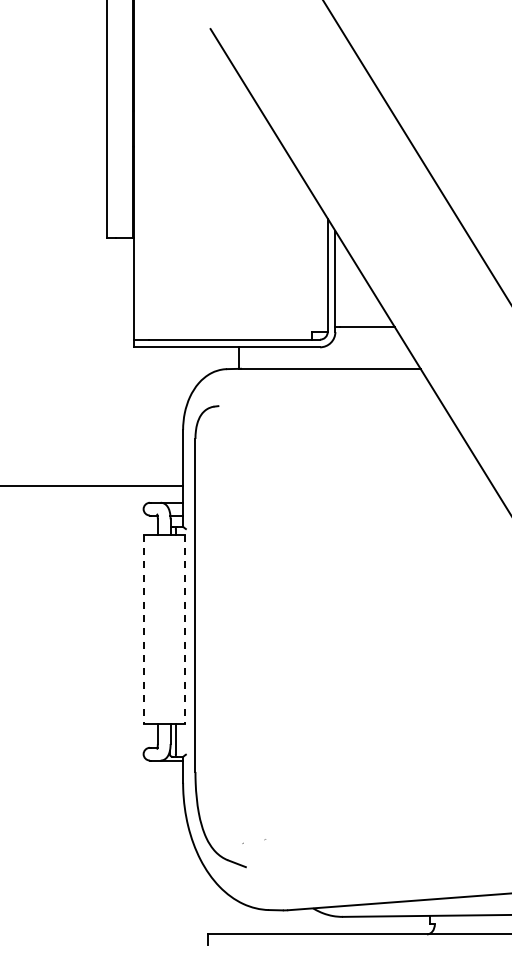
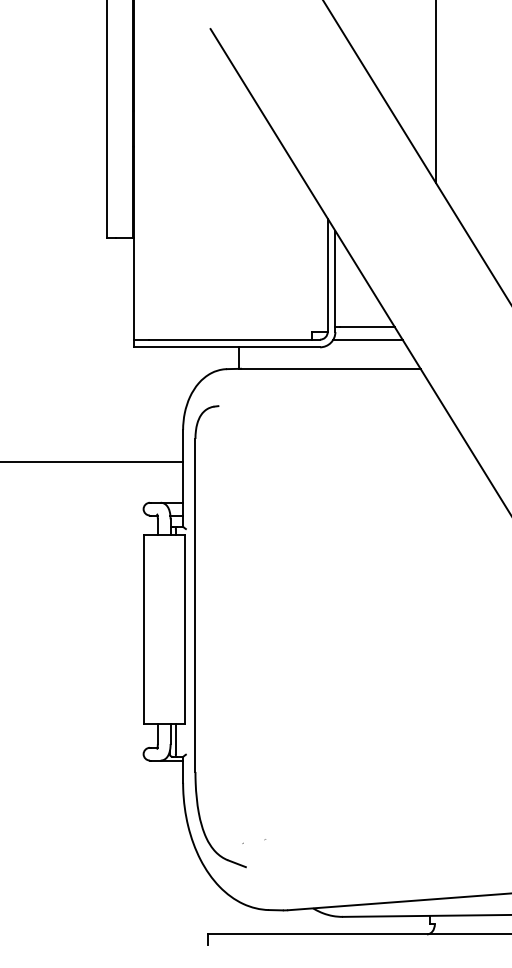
line: none -> present (436, 92)
line: none -> present (367, 339)
line position: (92, 485) -> (92, 461) (92, 461)
line: dashed -> solid (143, 629)
line: dashed -> solid (184, 629)
